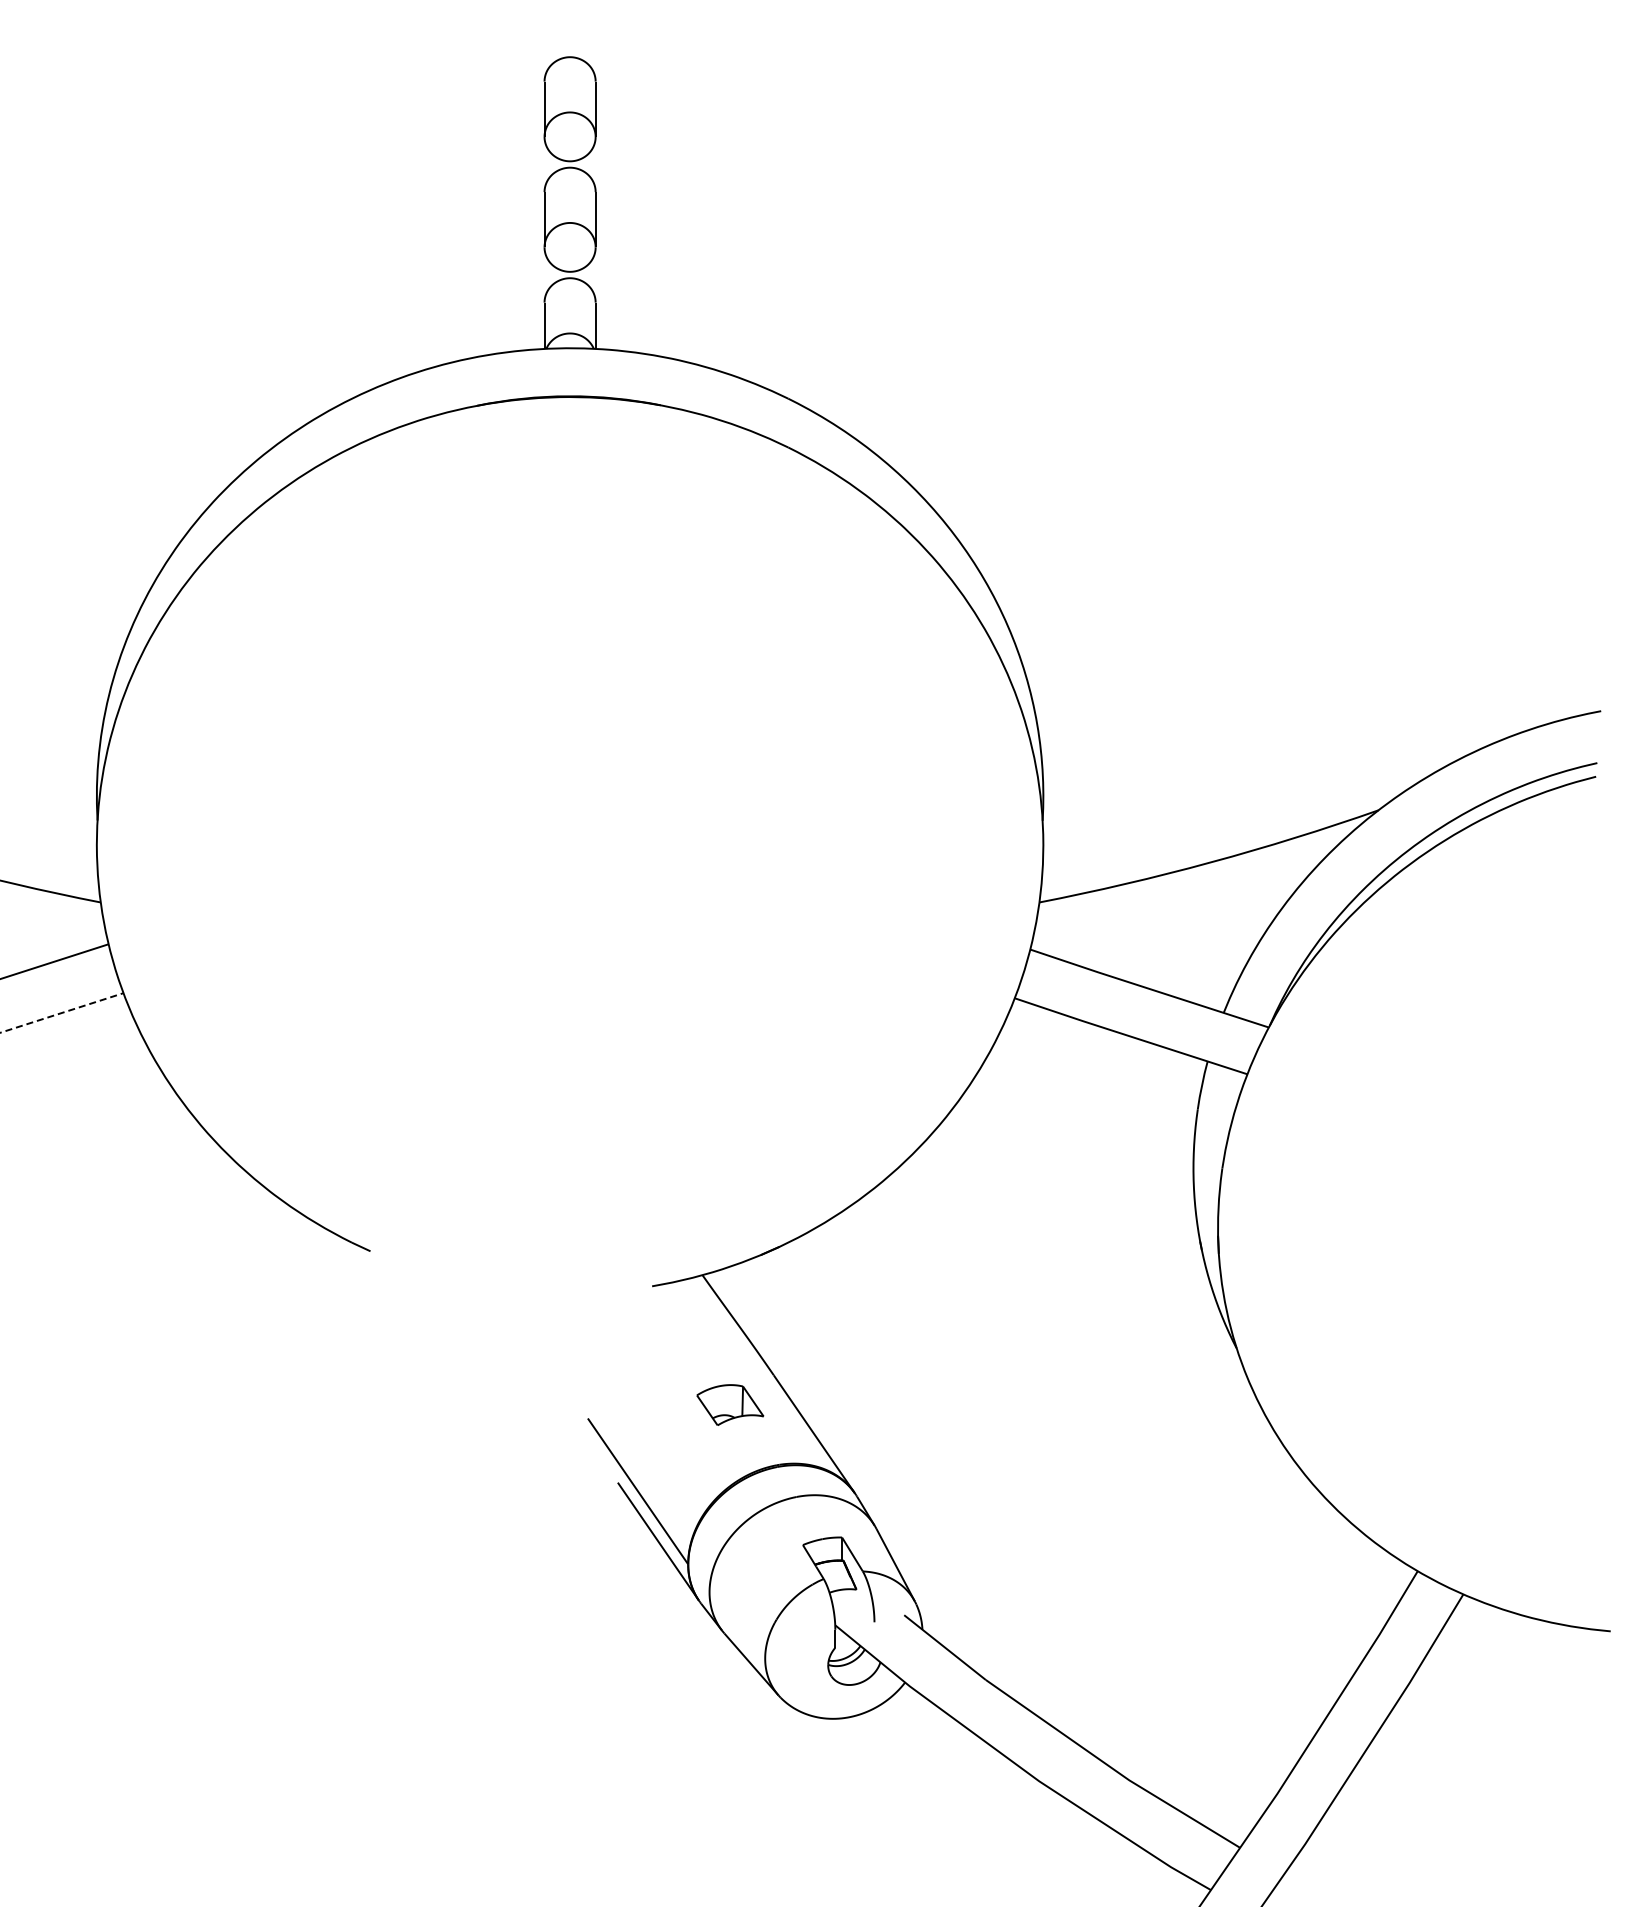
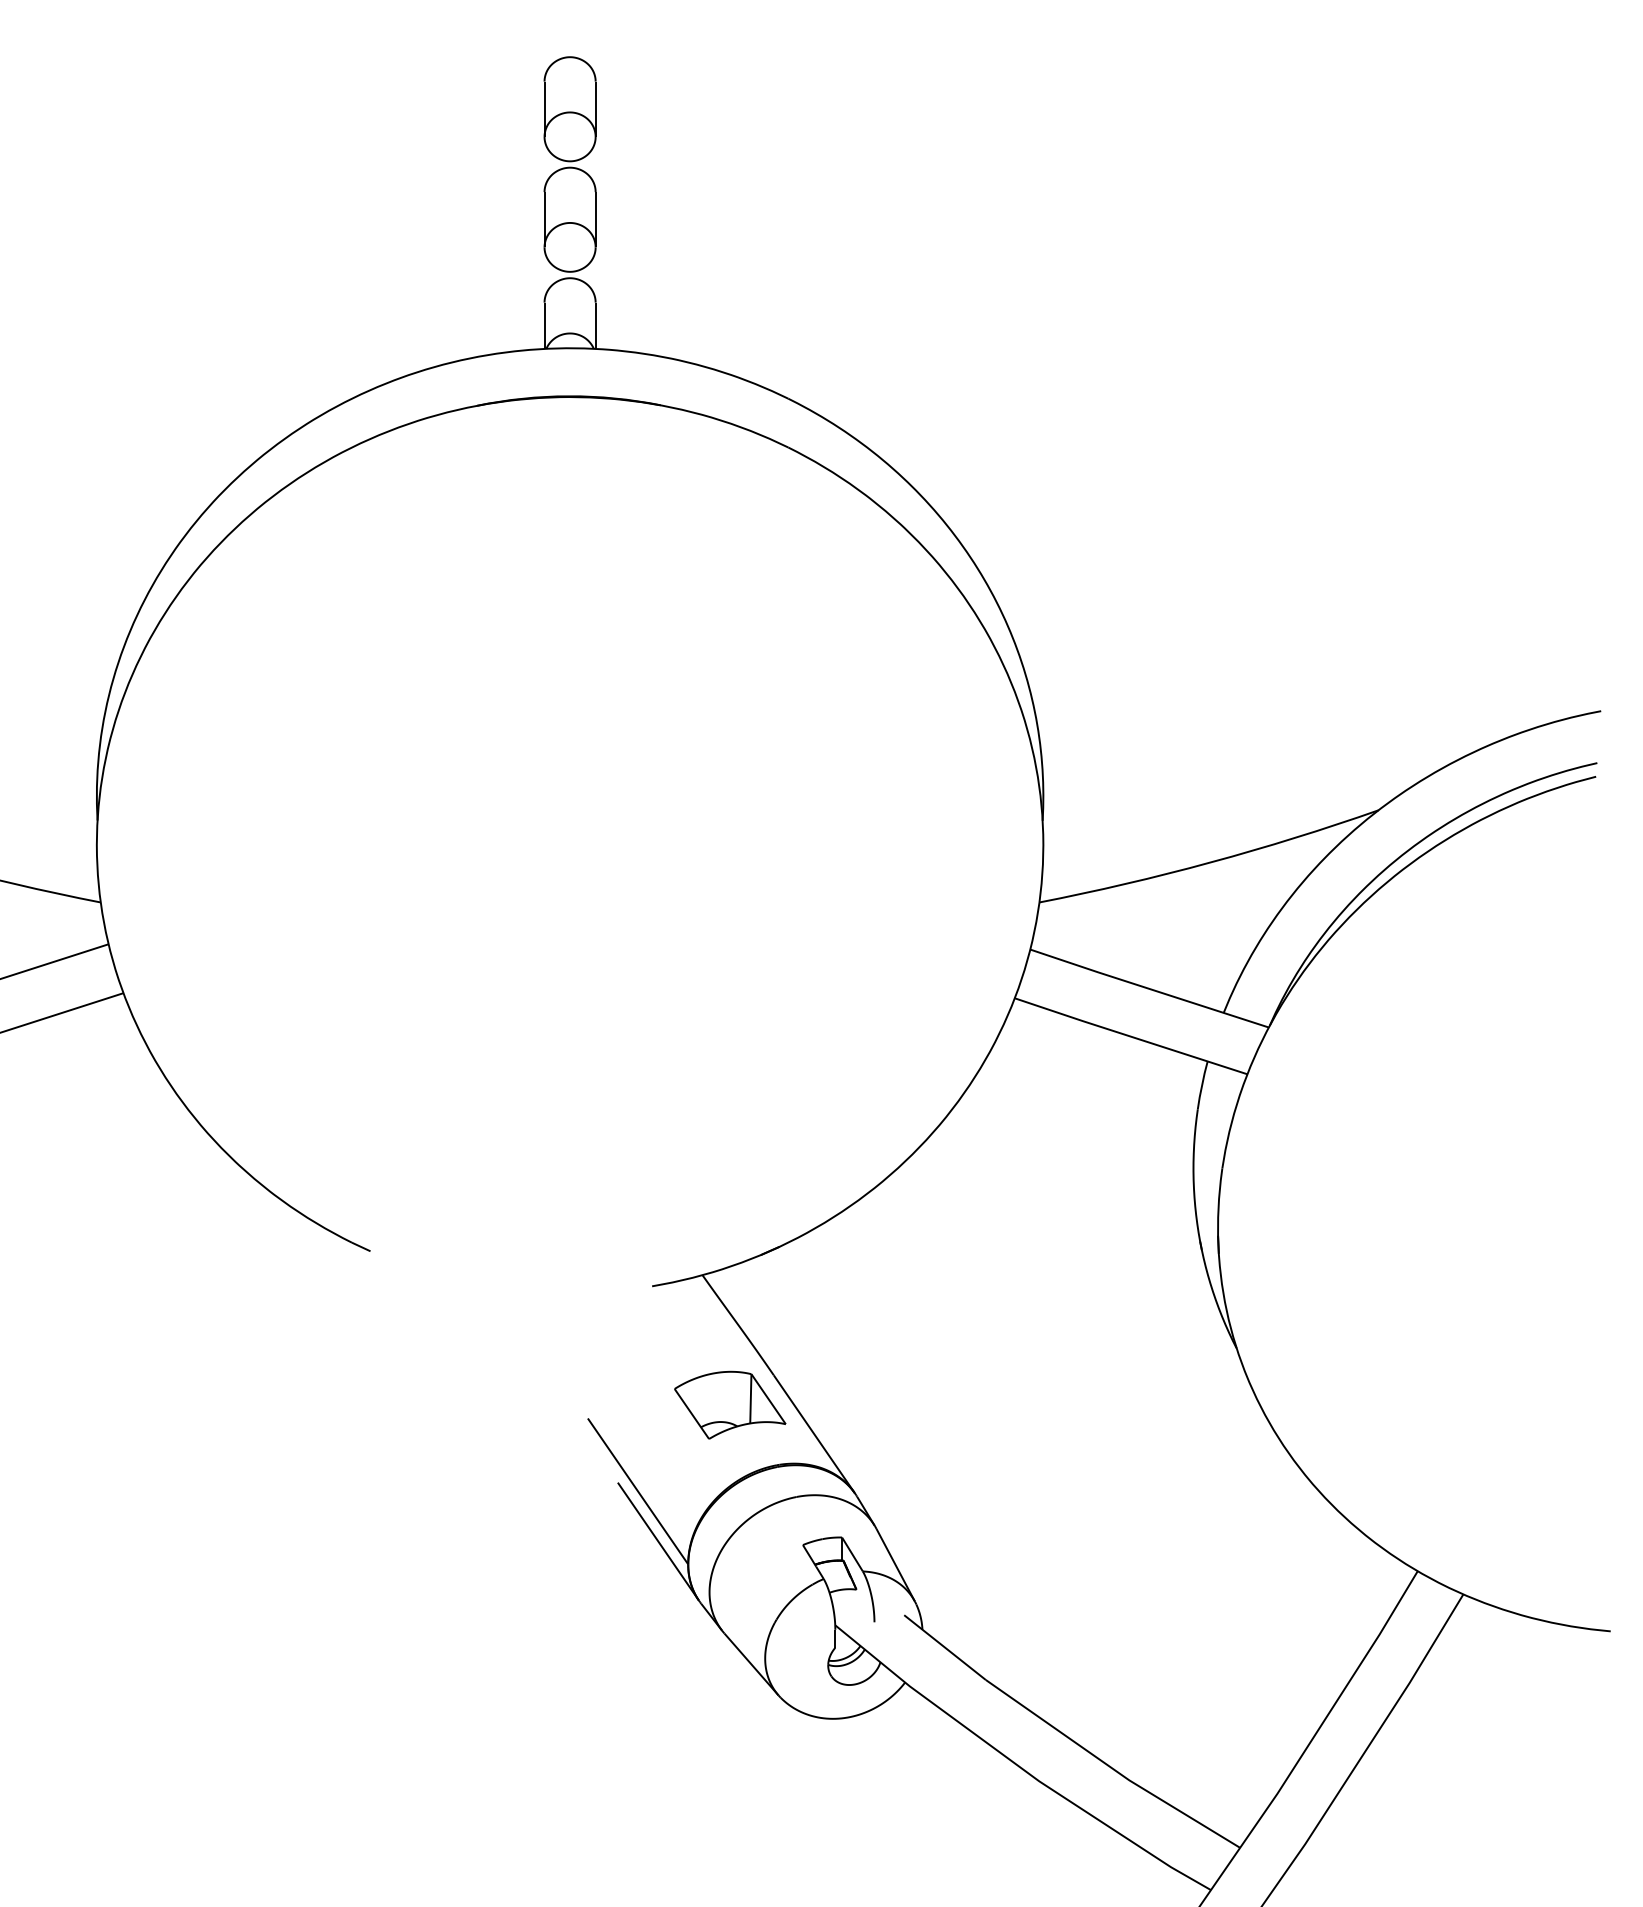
line: dashed -> solid (62, 1012)
part size: 69x42 px -> 113x70 px (730, 1404)
